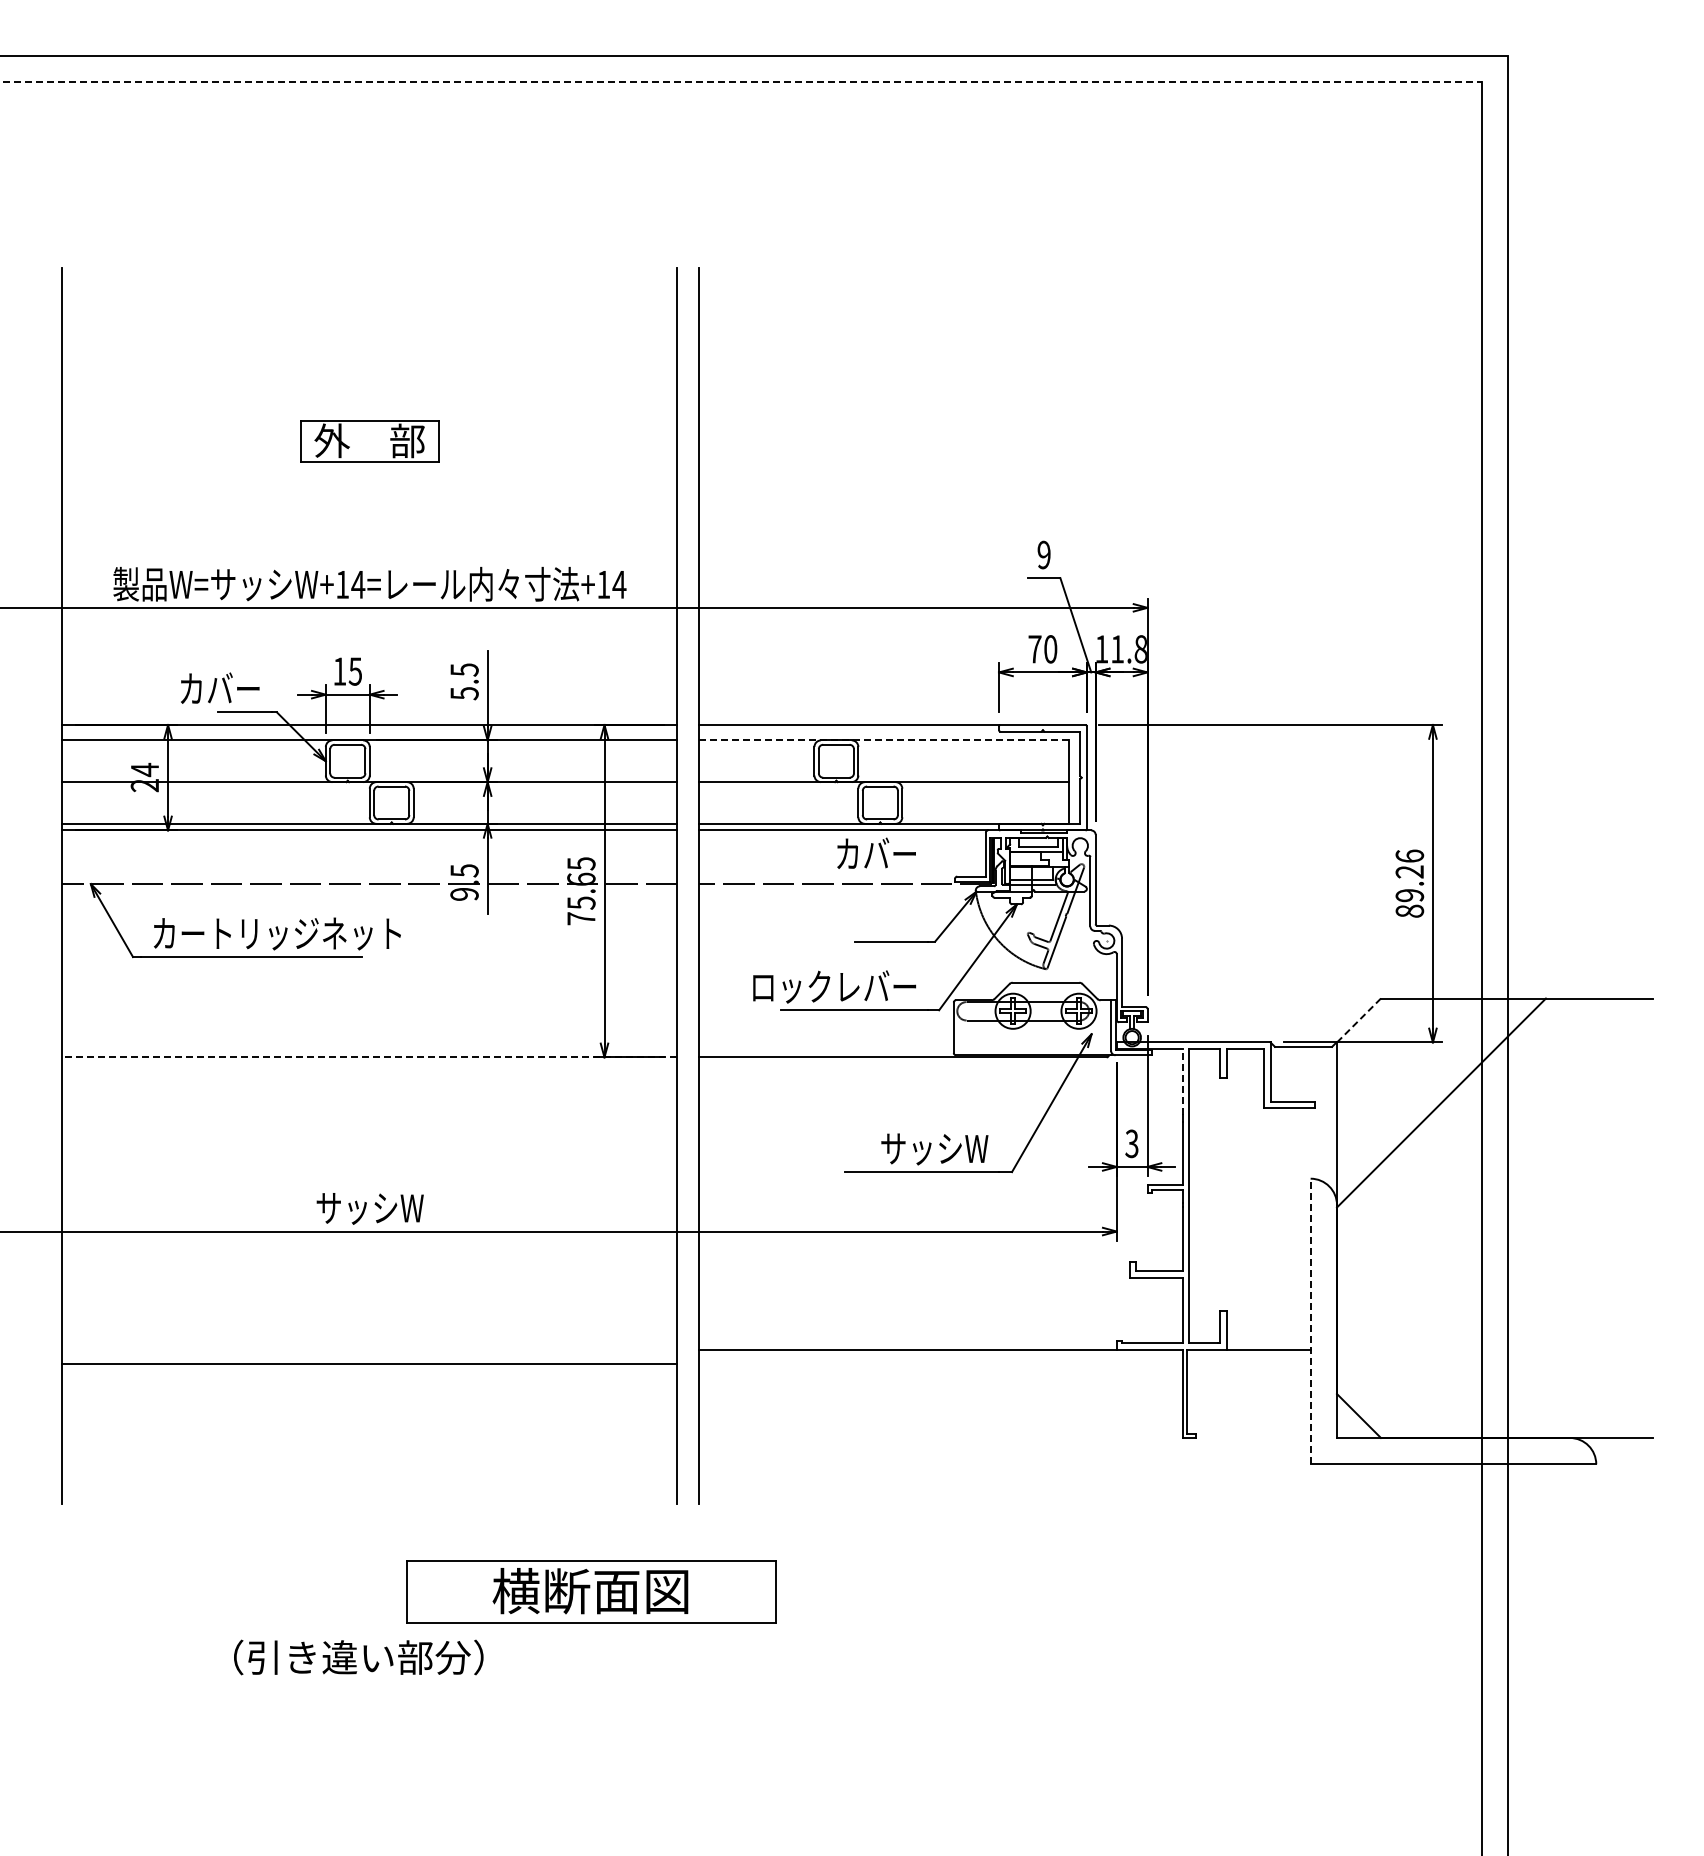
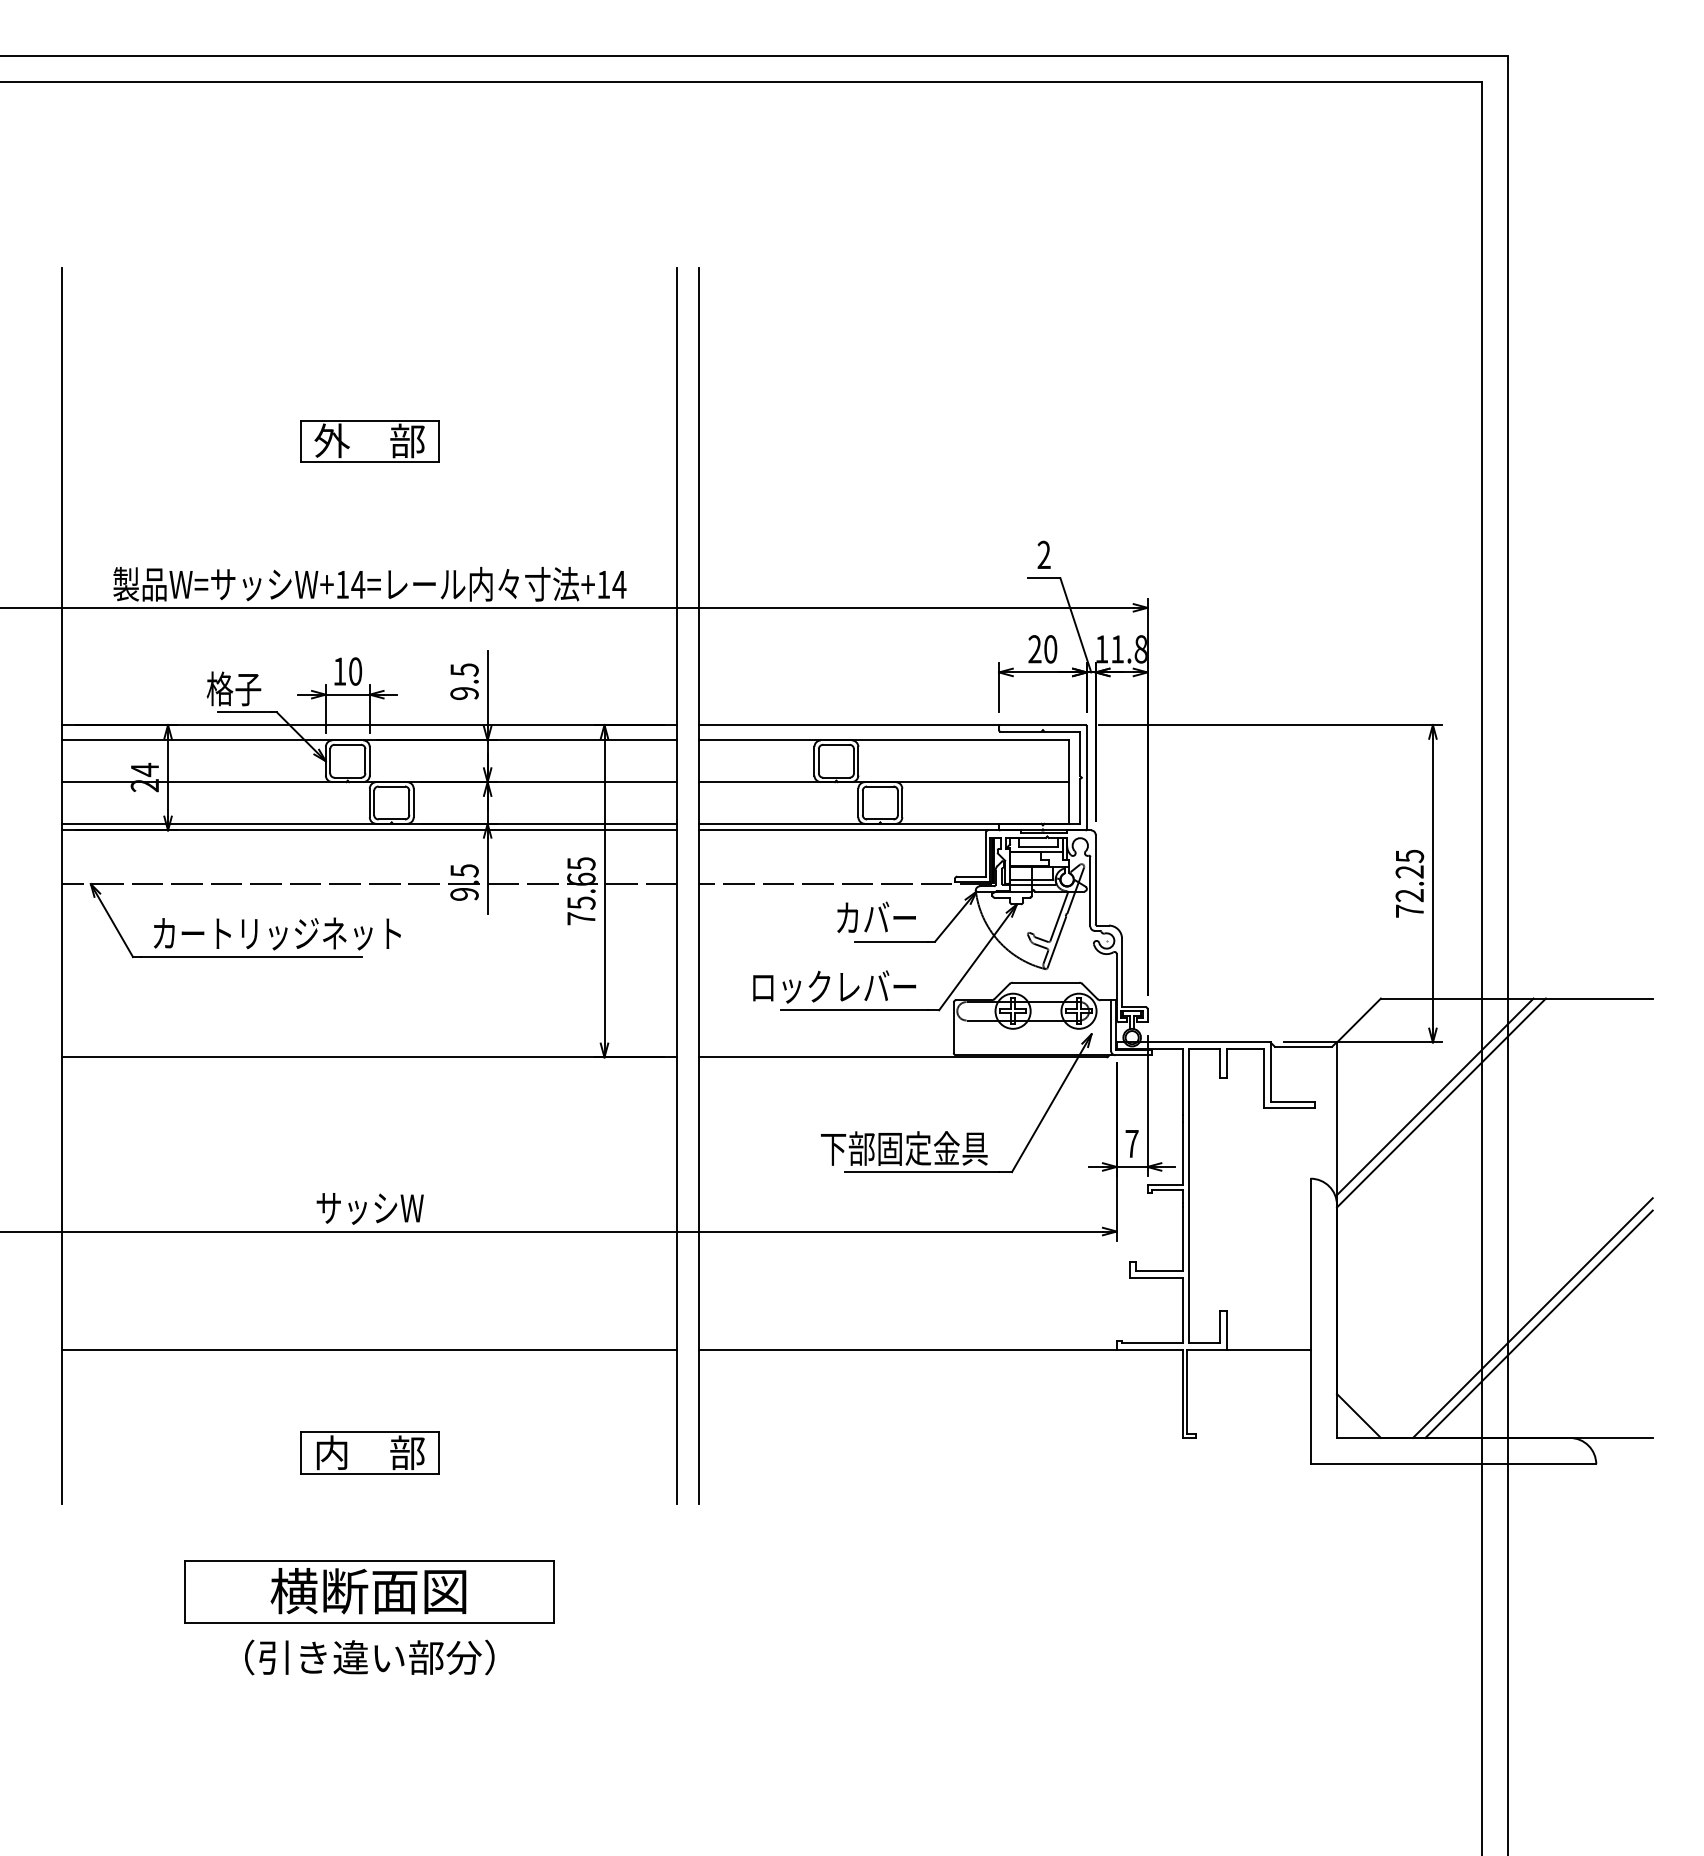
line: dashed -> solid (741, 82)
text: 9 -> 2 (1043, 555)
text: 70 -> 20 (1034, 649)
text: 15 -> 10 (355, 671)
text: カバー -> 格子 (221, 688)
text: 5.5 -> 9.5 (464, 693)
line: dashed -> solid (884, 740)
text position: (876, 852) -> (876, 916) (876, 916)
text: 89.26 -> 72.25 (1409, 883)
line: dashed -> solid (1358, 1020)
line: dashed -> solid (369, 1057)
line: dashed -> solid (1182, 1082)
line: none -> present (1435, 1096)
text: 3 -> 7 (1131, 1143)
text: サッシW -> 下部固定金具 (904, 1148)
line: none -> present (1532, 1317)
line: dashed -> solid (1310, 1321)
line: none -> present (1538, 1323)
line position: (369, 1364) -> (369, 1350) (369, 1350)
part: none -> present (369, 1452)
part position: (591, 1591) -> (369, 1591) (369, 1591)
text position: (358, 1657) -> (369, 1657) (369, 1657)
